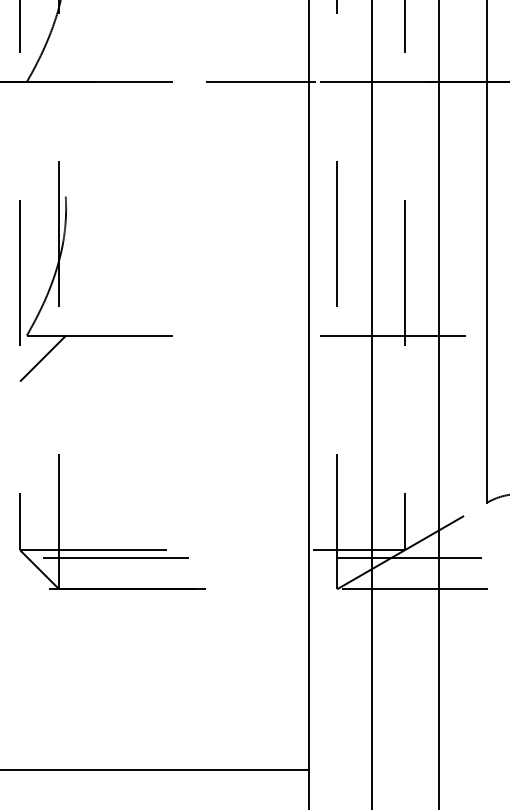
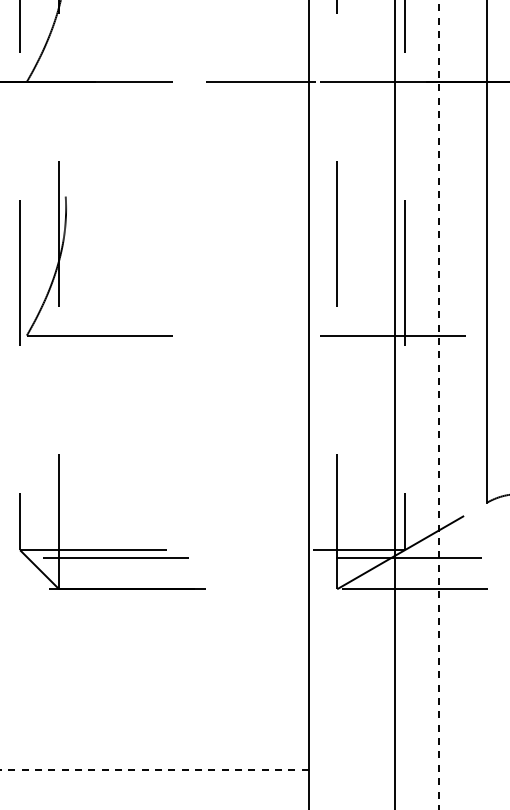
line: present -> none (42, 358)
line position: (372, 404) -> (395, 404) (395, 404)
line: solid -> dashed (438, 405)
line: solid -> dashed (154, 769)
